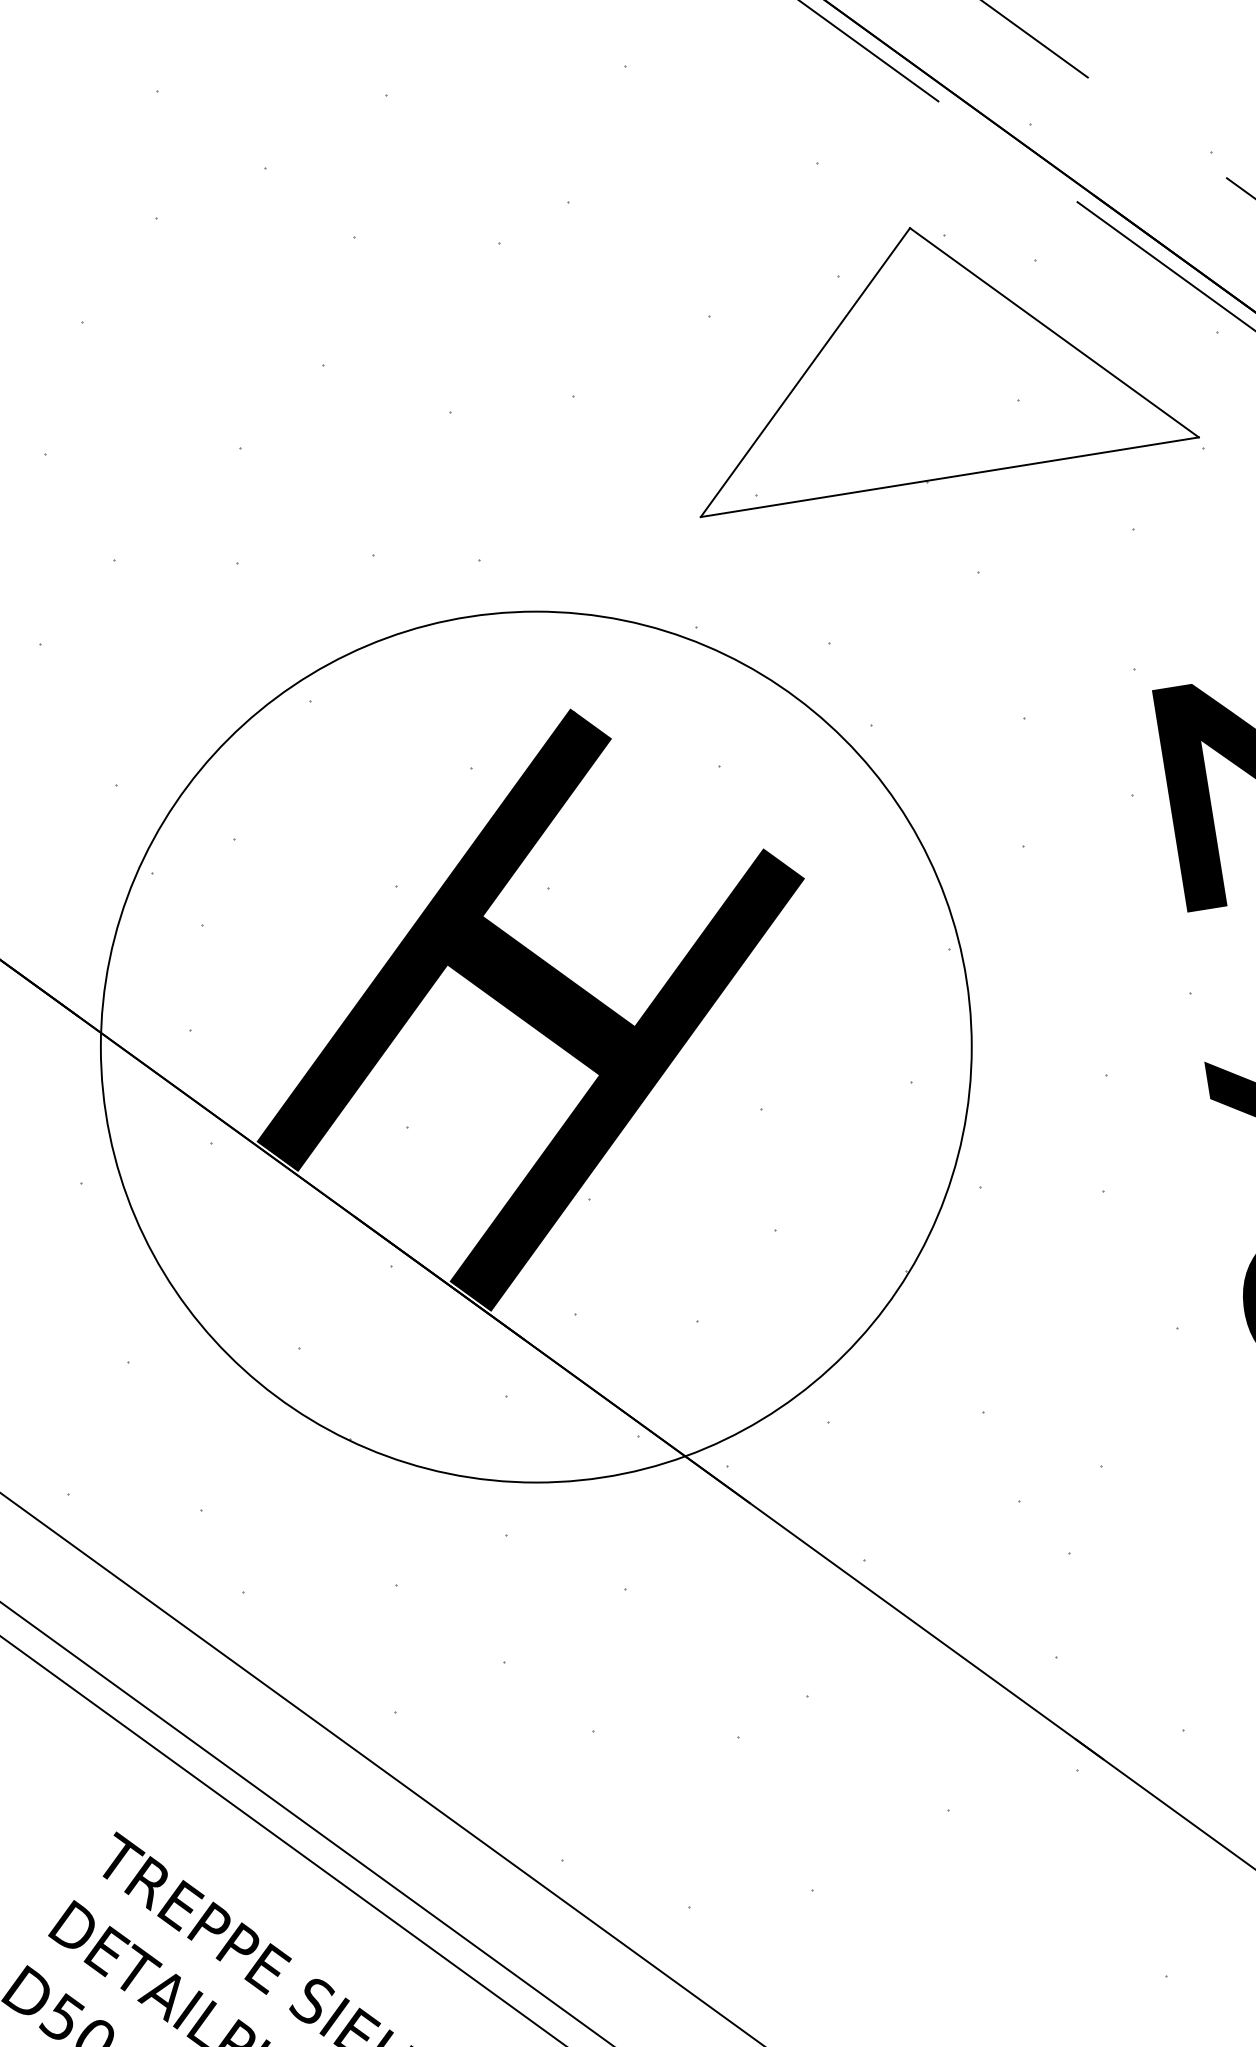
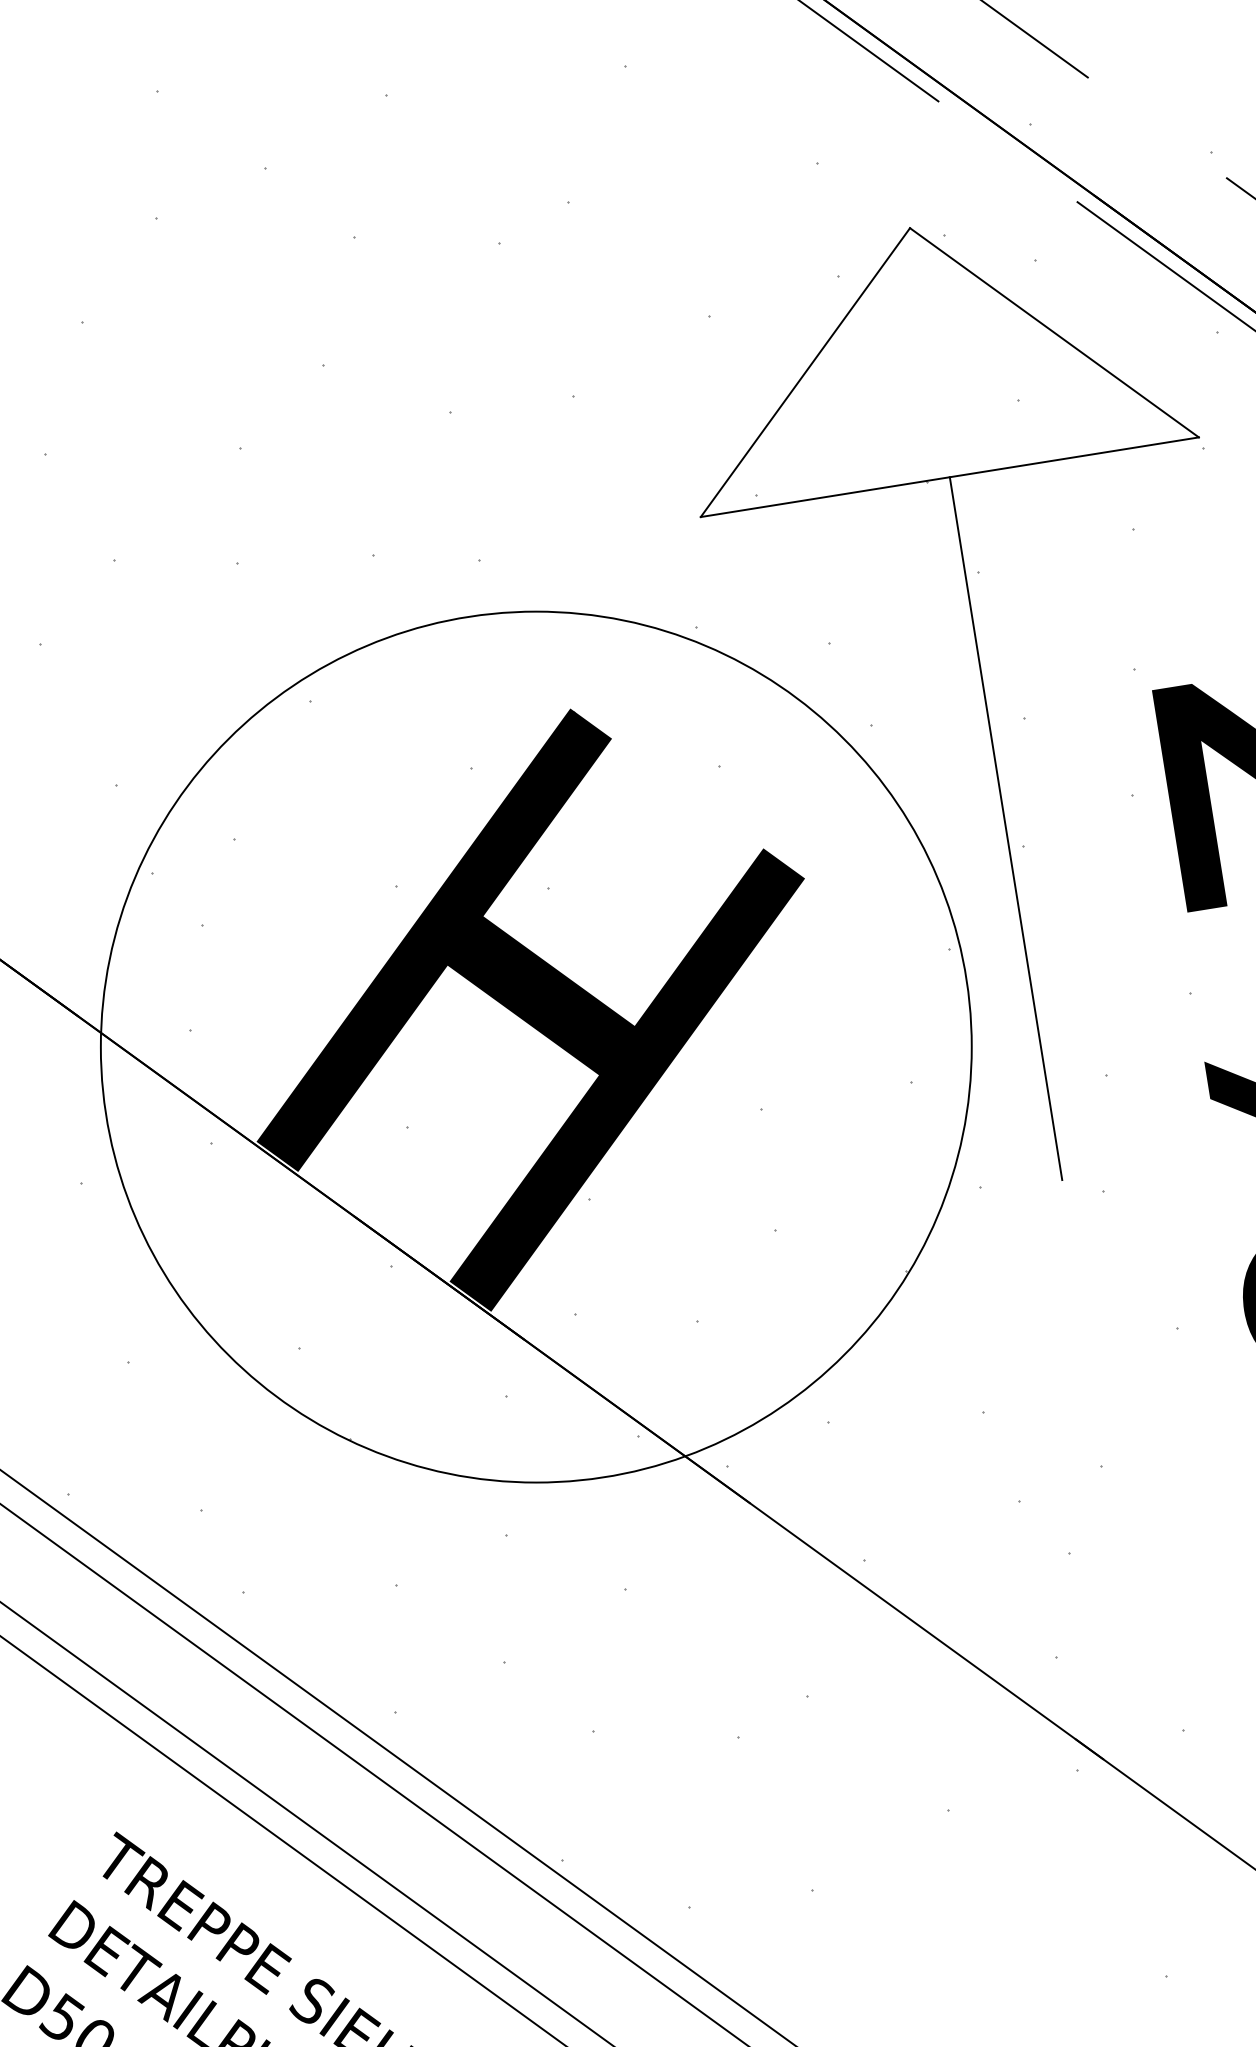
line: none -> present (1005, 828)
line position: (381, 1768) -> (397, 1757) (397, 1757)
line: none -> present (373, 1774)
